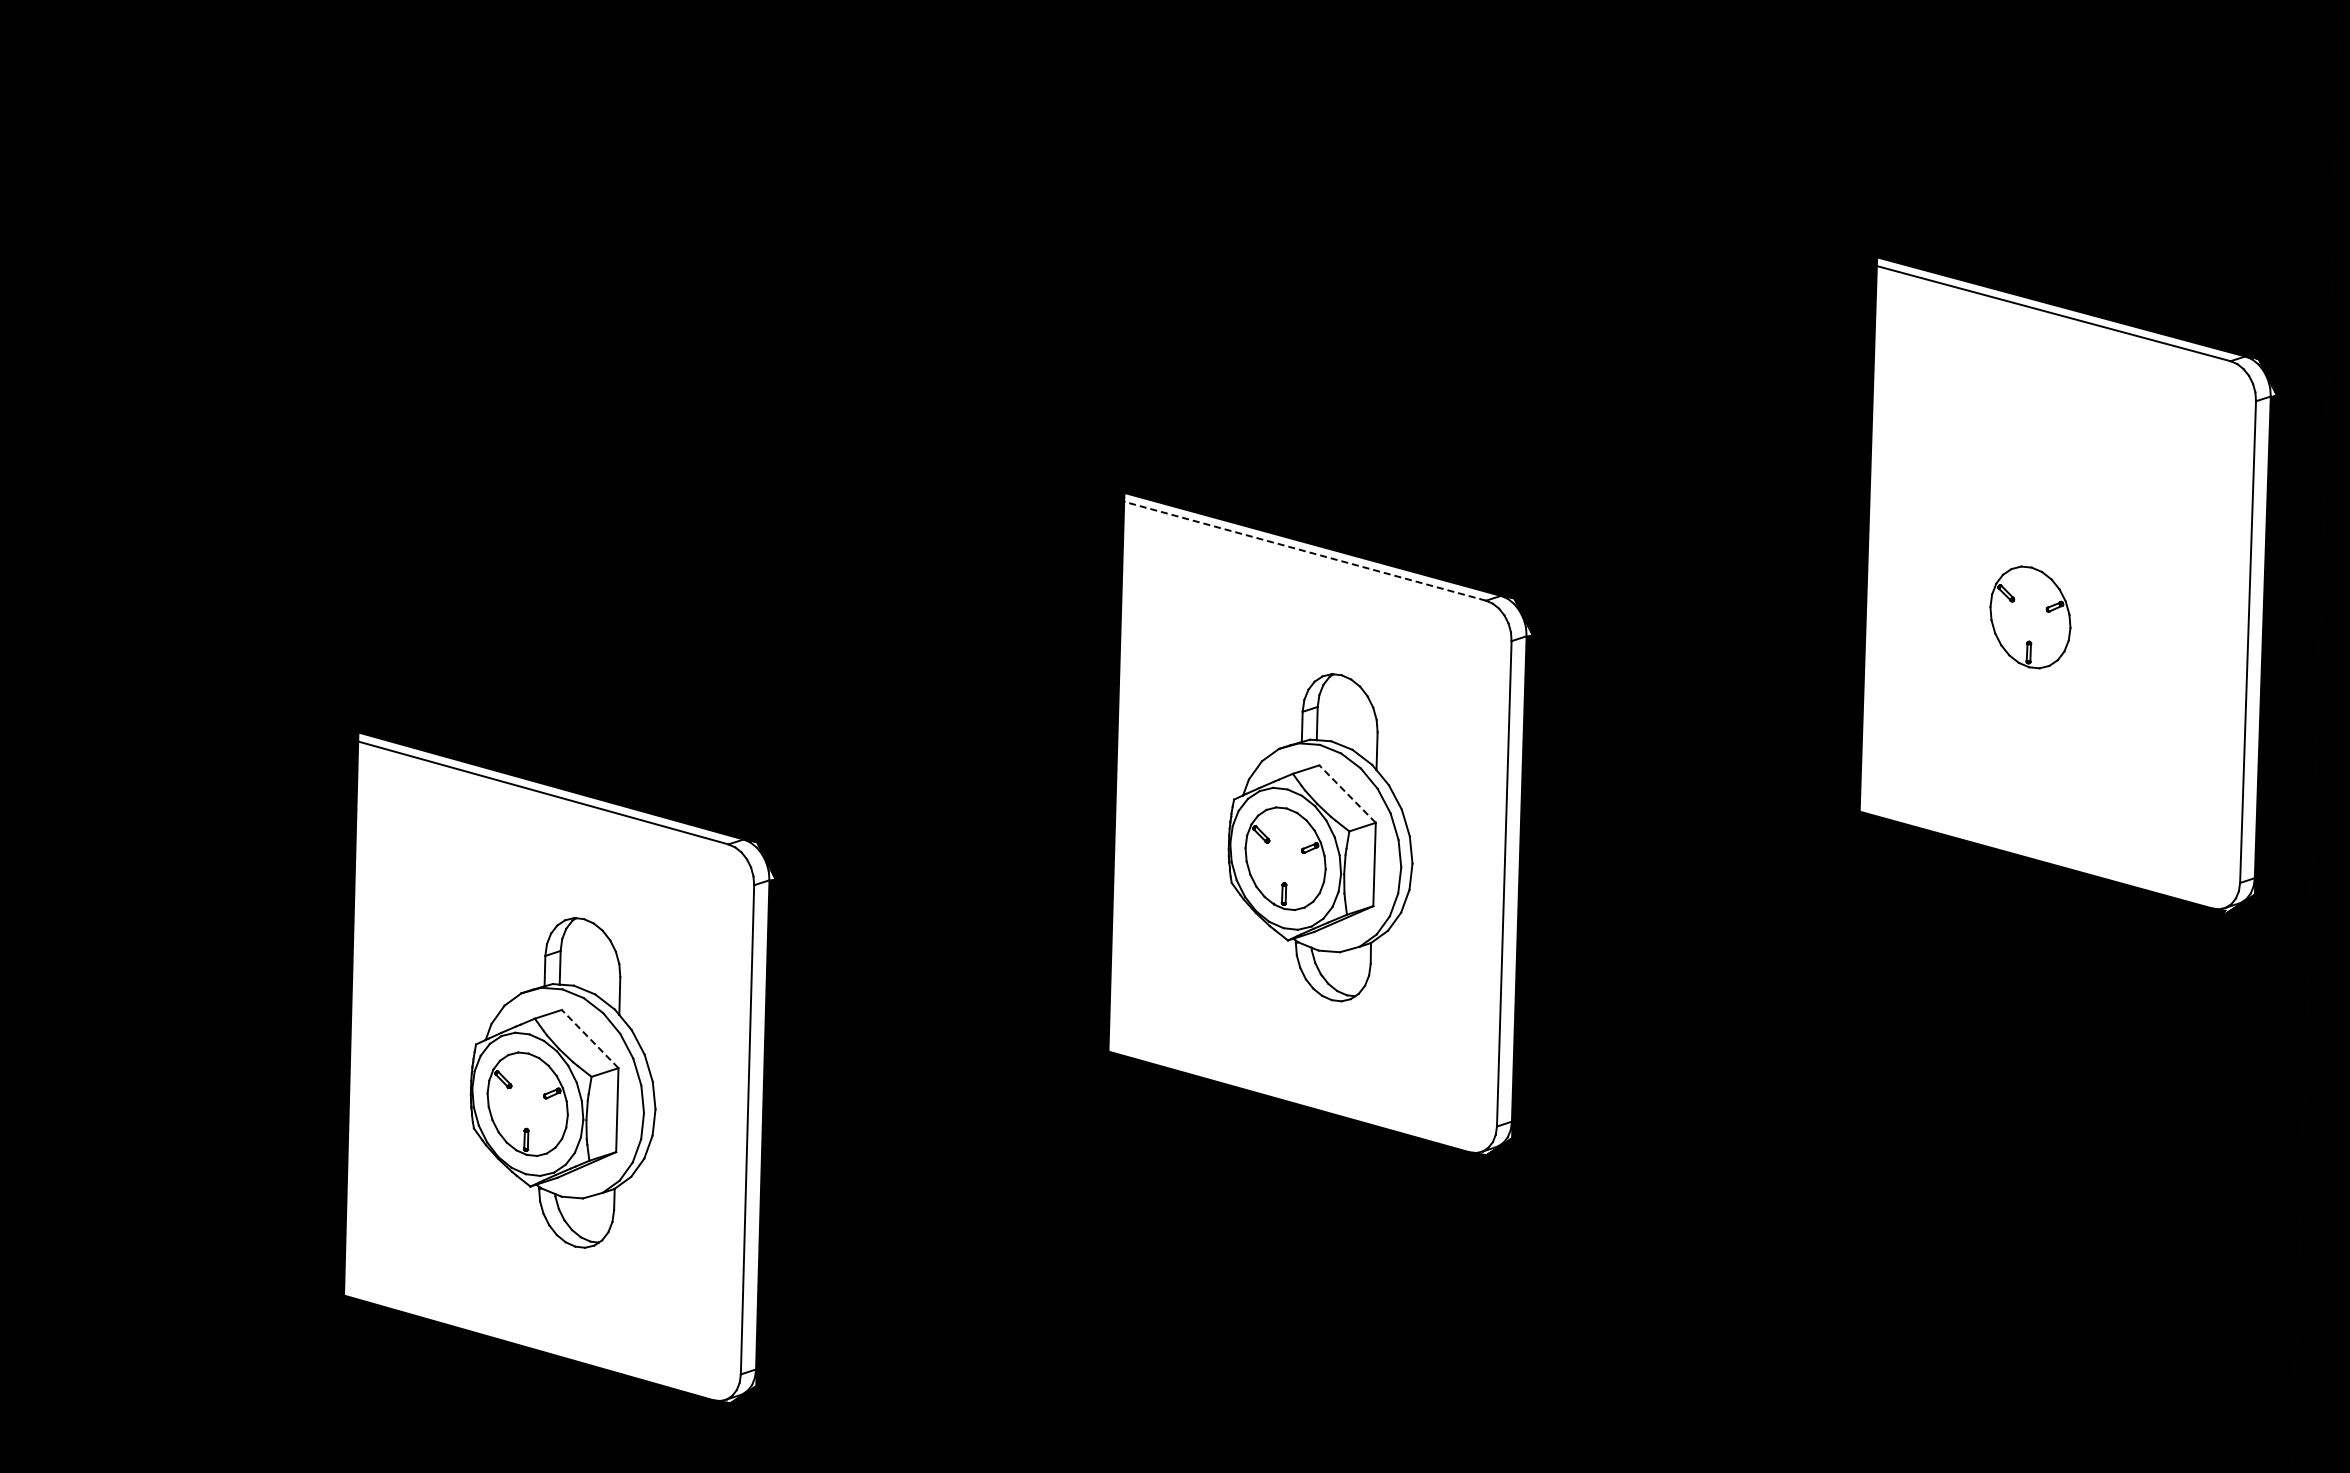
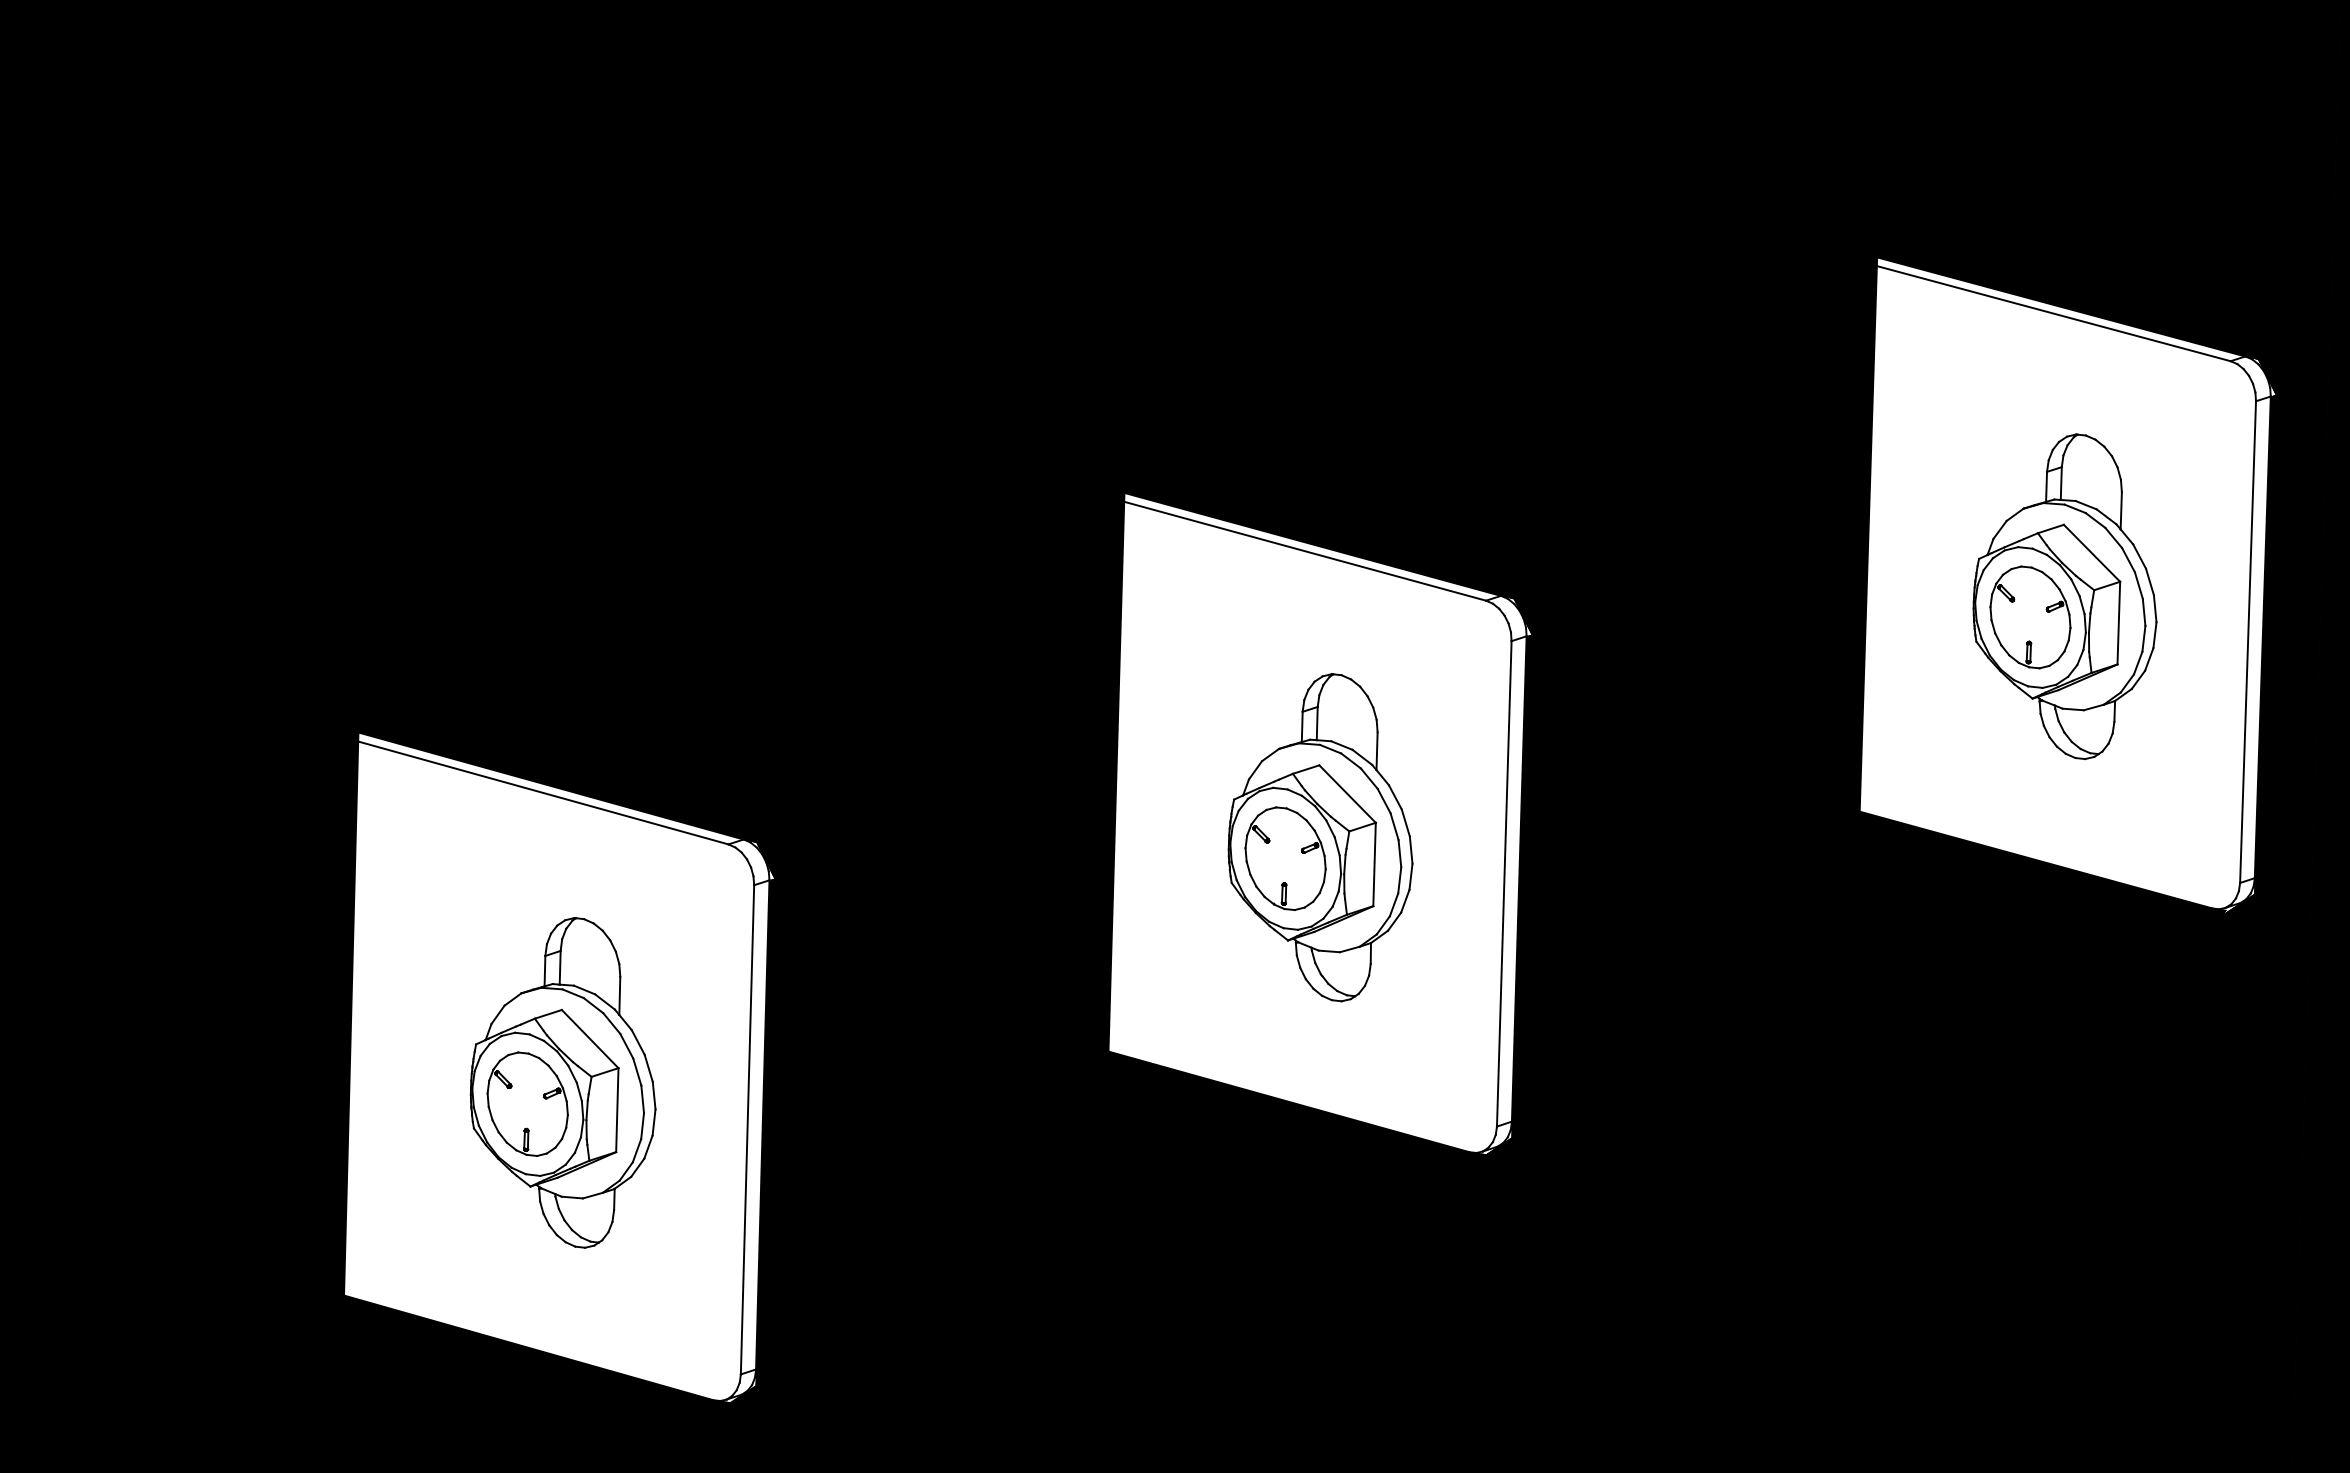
line: dashed -> solid (1305, 551)
part: none -> present (2064, 596)
line: dashed -> solid (1347, 793)
line: dashed -> solid (590, 1039)
